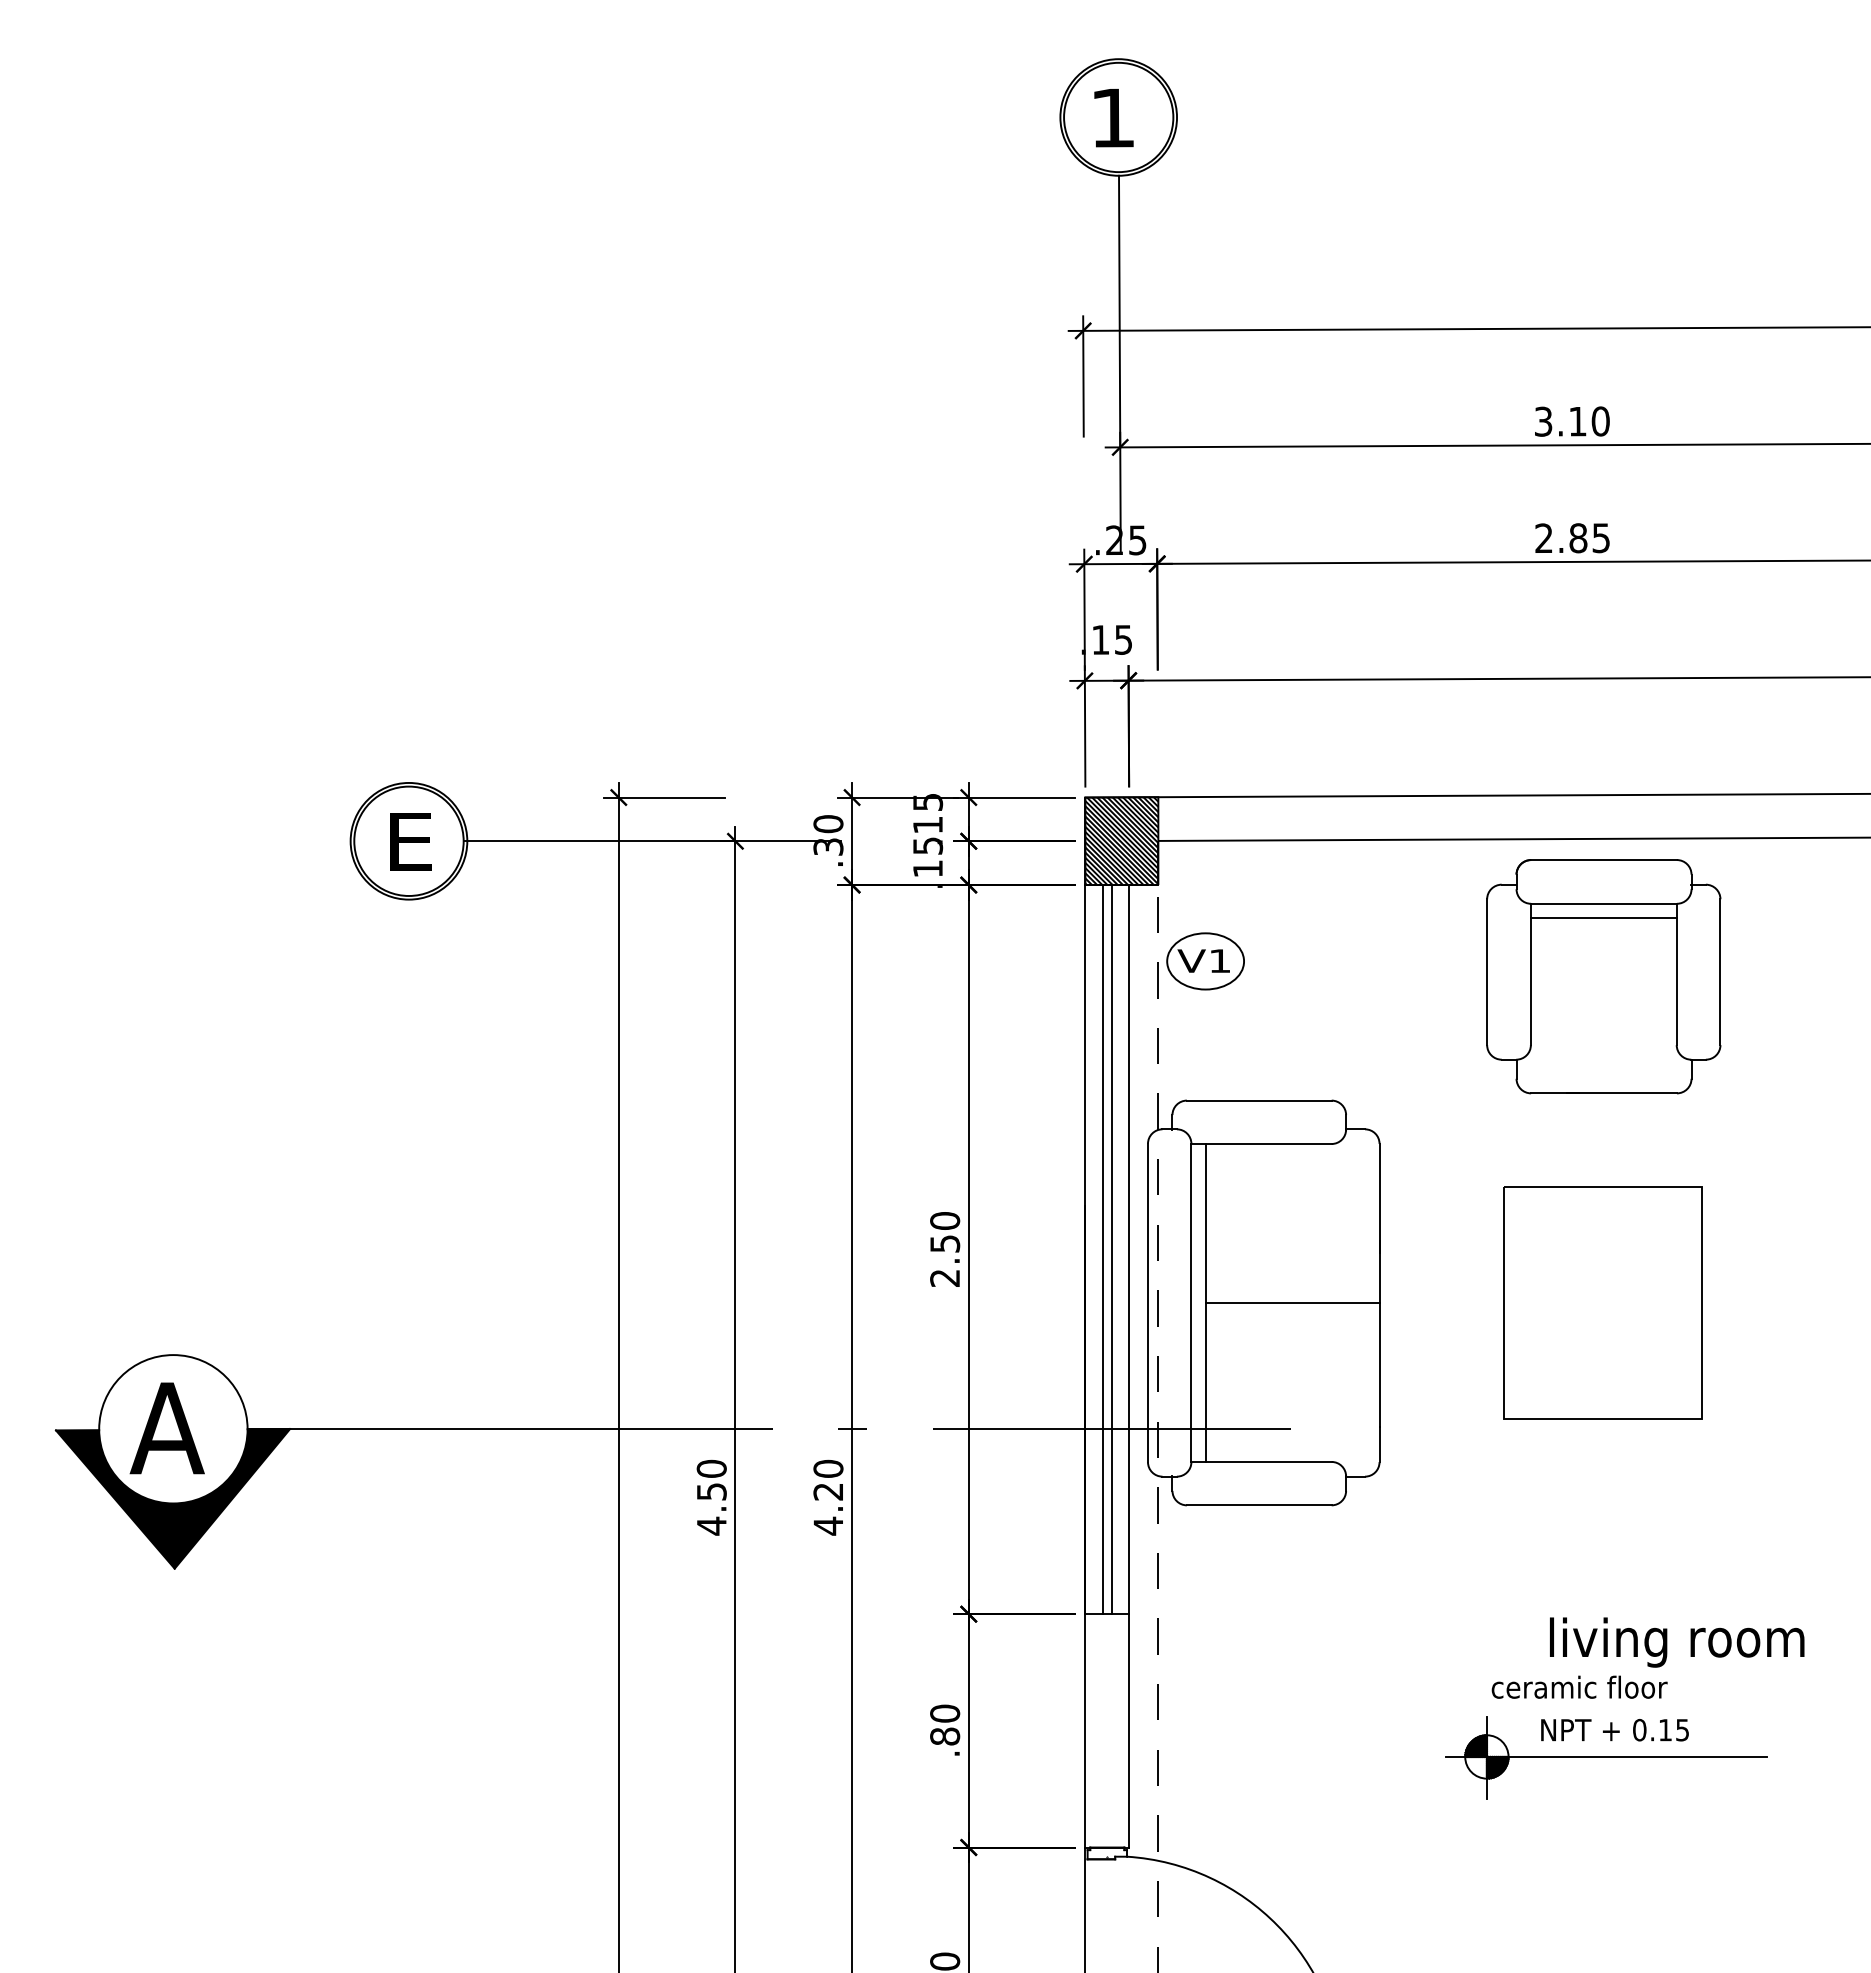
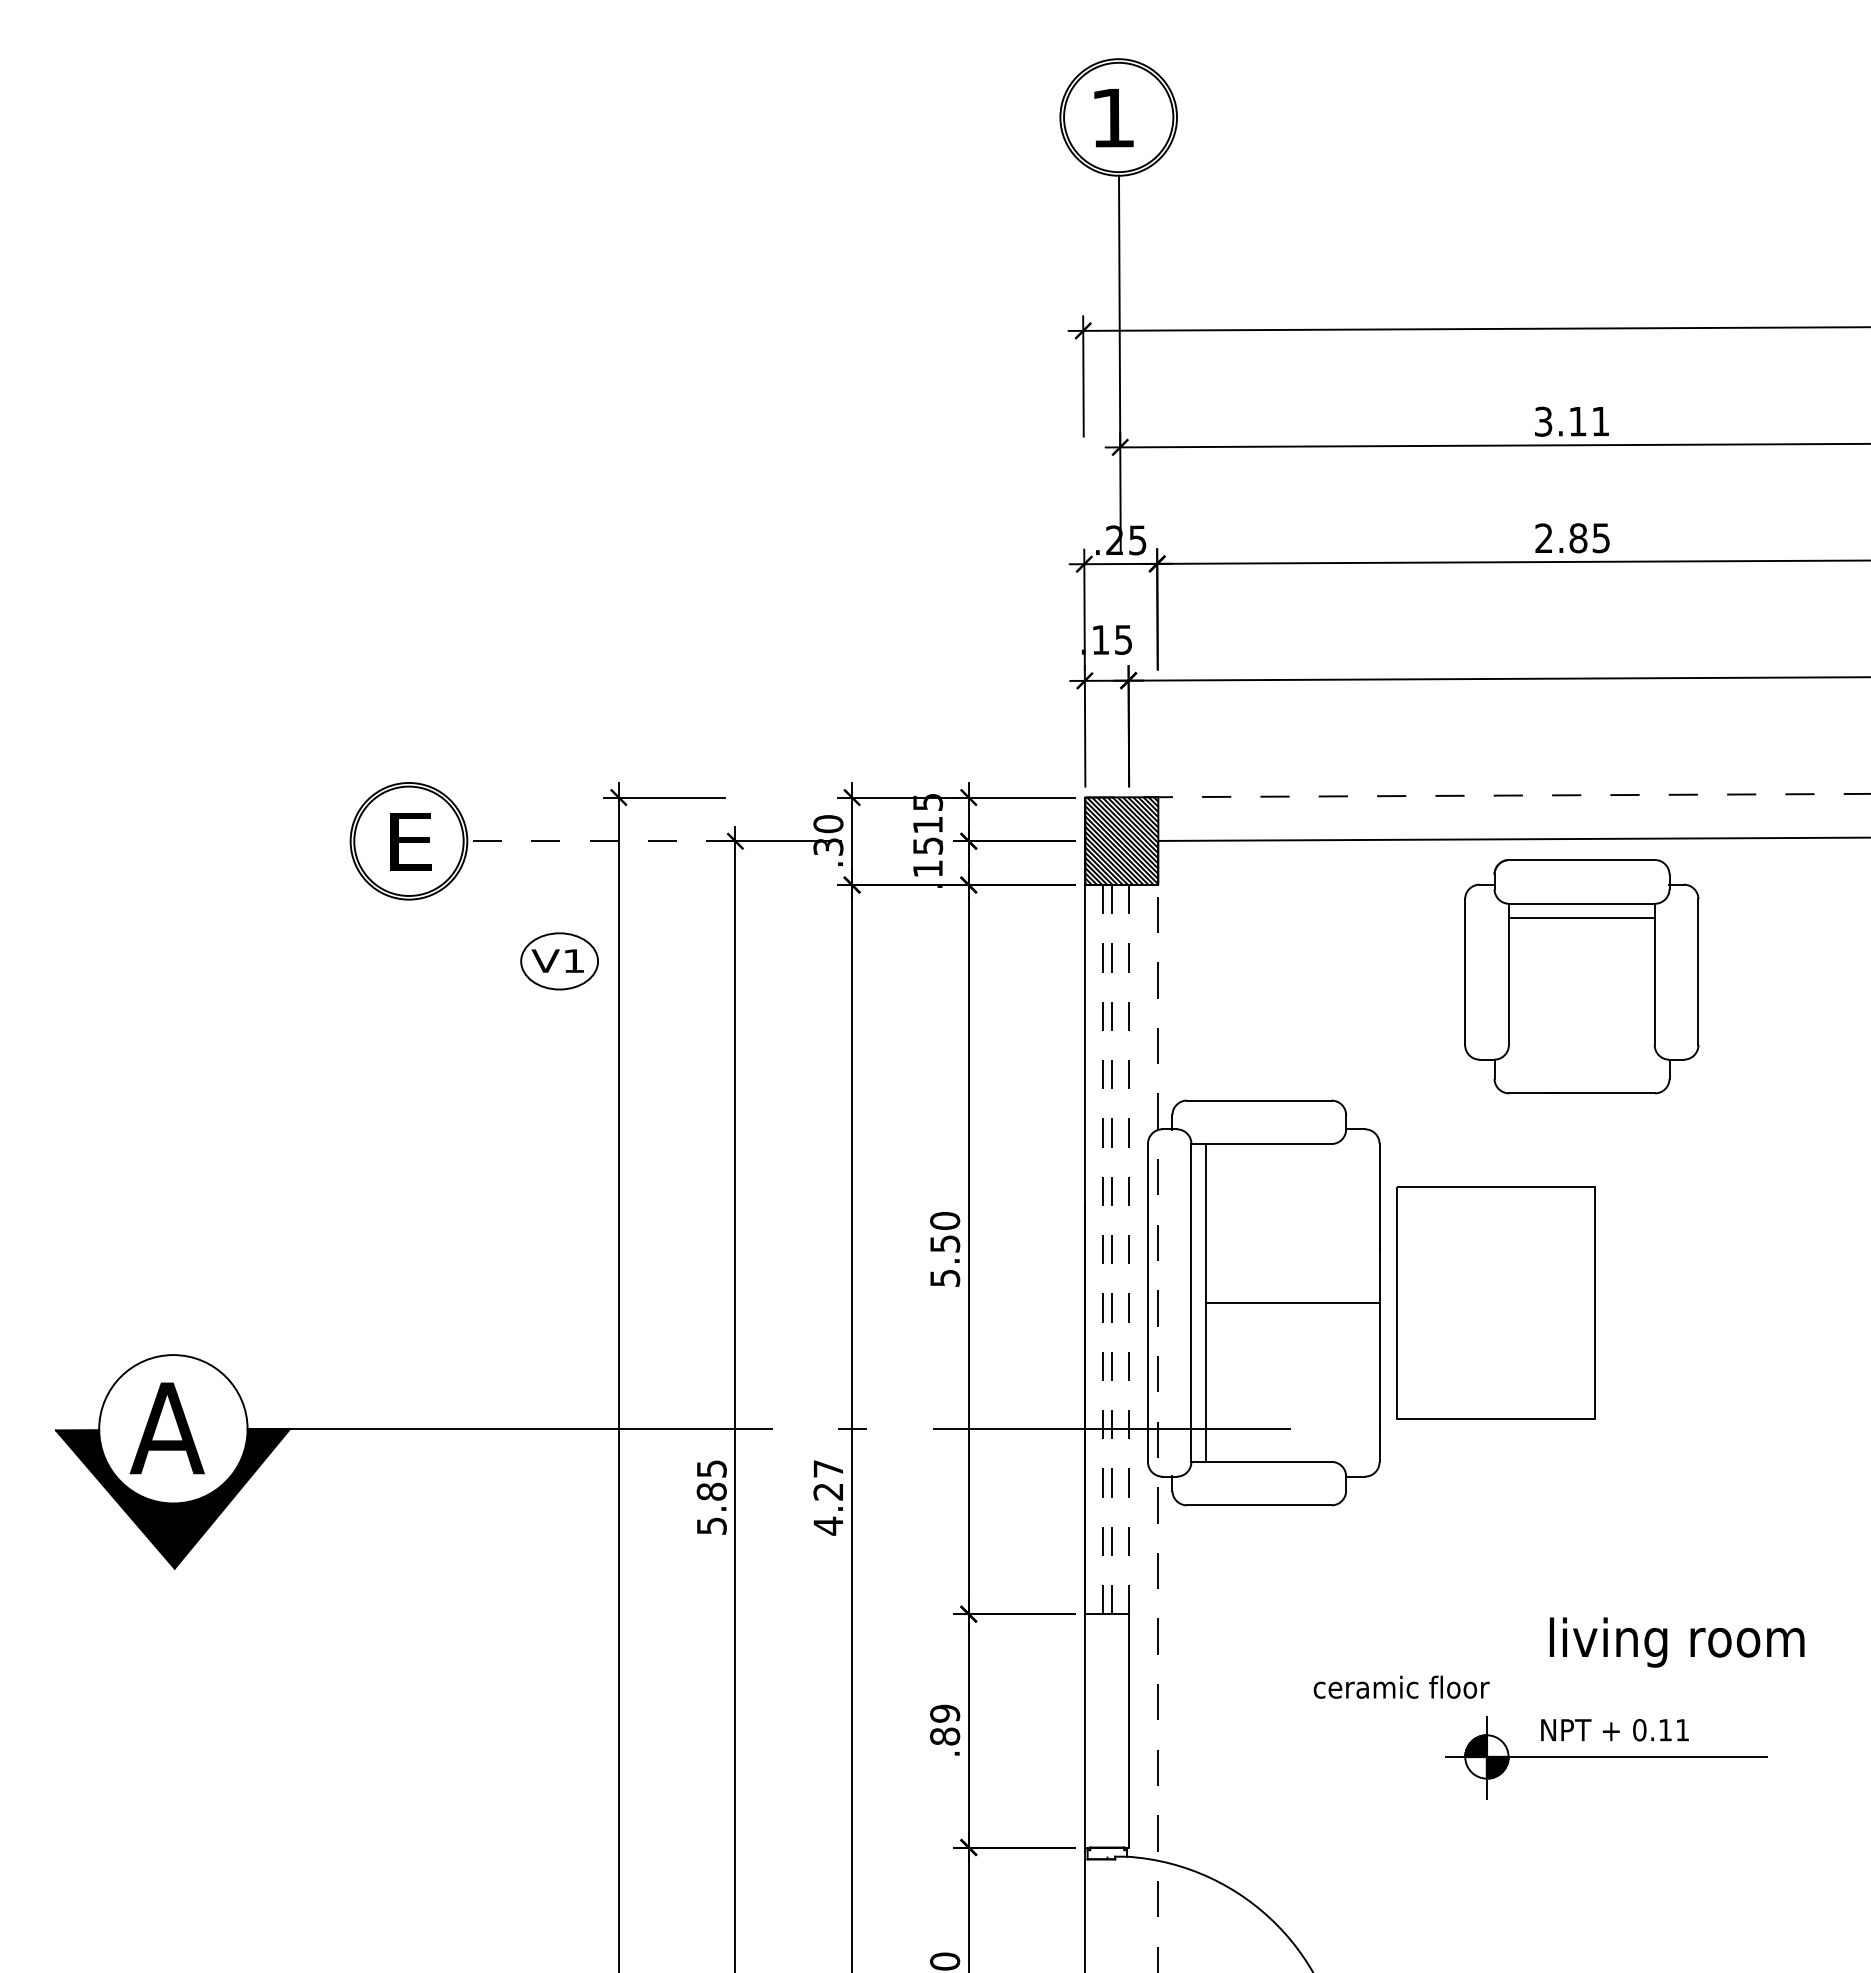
text: 3.10 -> 3.11 (1600, 421)
line: solid -> dashed (1478, 795)
line: solid -> dashed (599, 841)
part position: (1205, 961) -> (559, 961) (559, 961)
part position: (1603, 976) -> (1581, 976) (1581, 976)
line: solid -> dashed (1102, 1249)
line: solid -> dashed (1111, 1249)
line: solid -> dashed (1129, 1249)
text: 2.50 -> 5.50 (945, 1278)
part position: (1602, 1302) -> (1495, 1302) (1495, 1302)
text: 4.20 -> 4.27 (828, 1468)
text: 4.50 -> 5.85 (711, 1497)
text position: (1579, 1686) -> (1401, 1686) (1401, 1686)
text: .80 -> .89 (945, 1713)
text: 0.15 -> 0.11 (1682, 1730)
